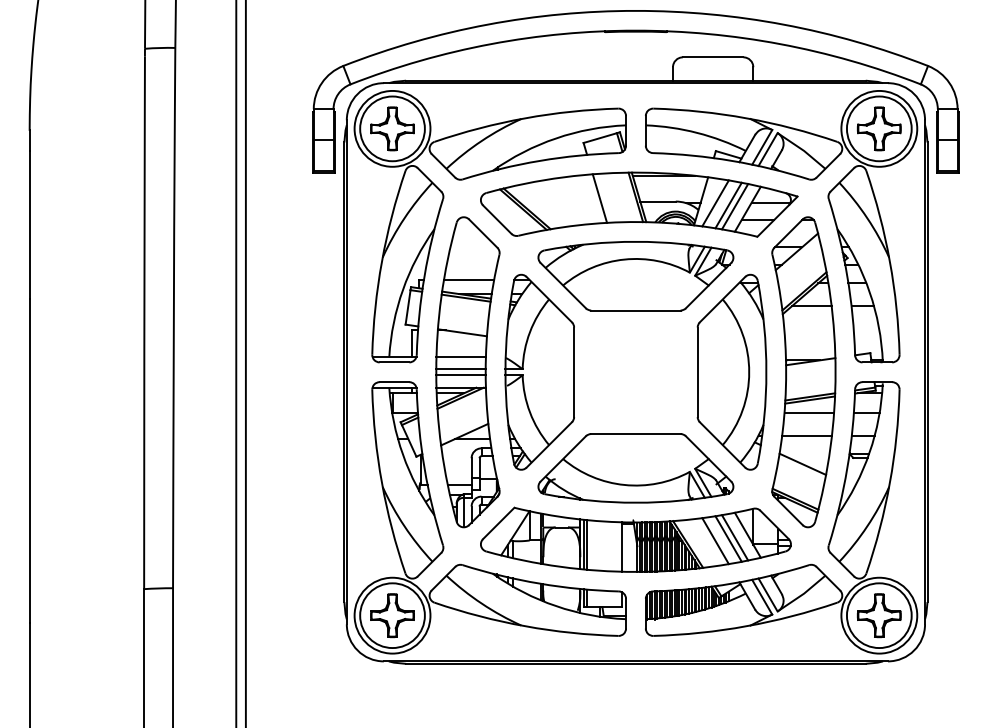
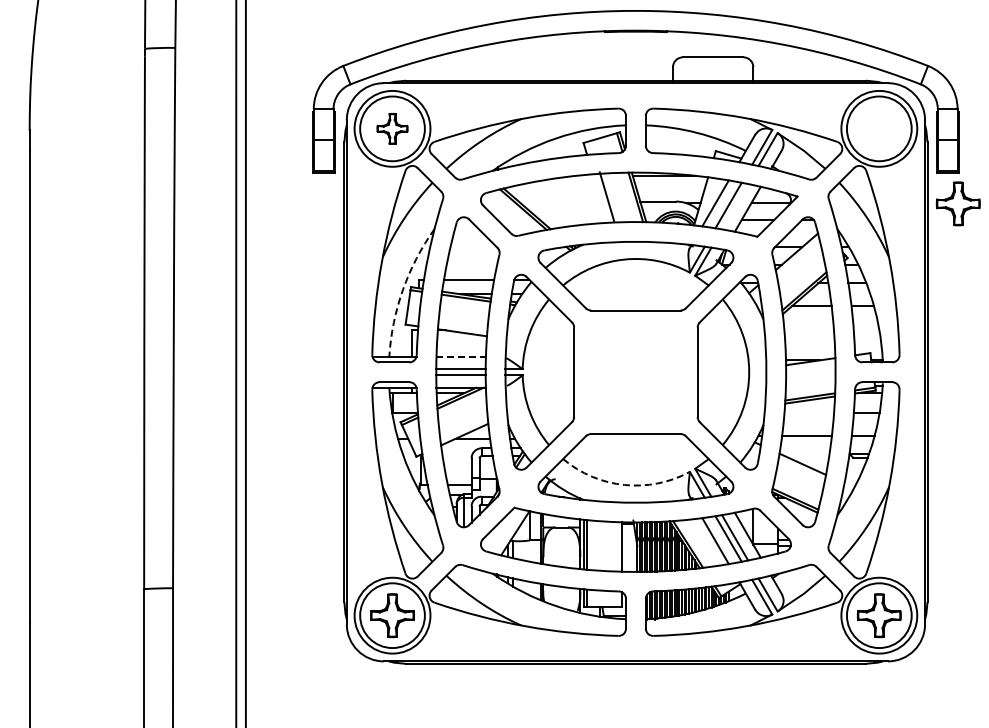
part size: 45x46 px -> 33x32 px (392, 128)
part position: (878, 128) -> (957, 203) (957, 203)
line position: (599, 198) -> (606, 196) (606, 196)
line: present -> none (735, 206)
arc: solid -> dashed (402, 289)
line: solid -> dashed (461, 356)
line: present -> none (809, 412)
arc: solid -> dashed (624, 485)
